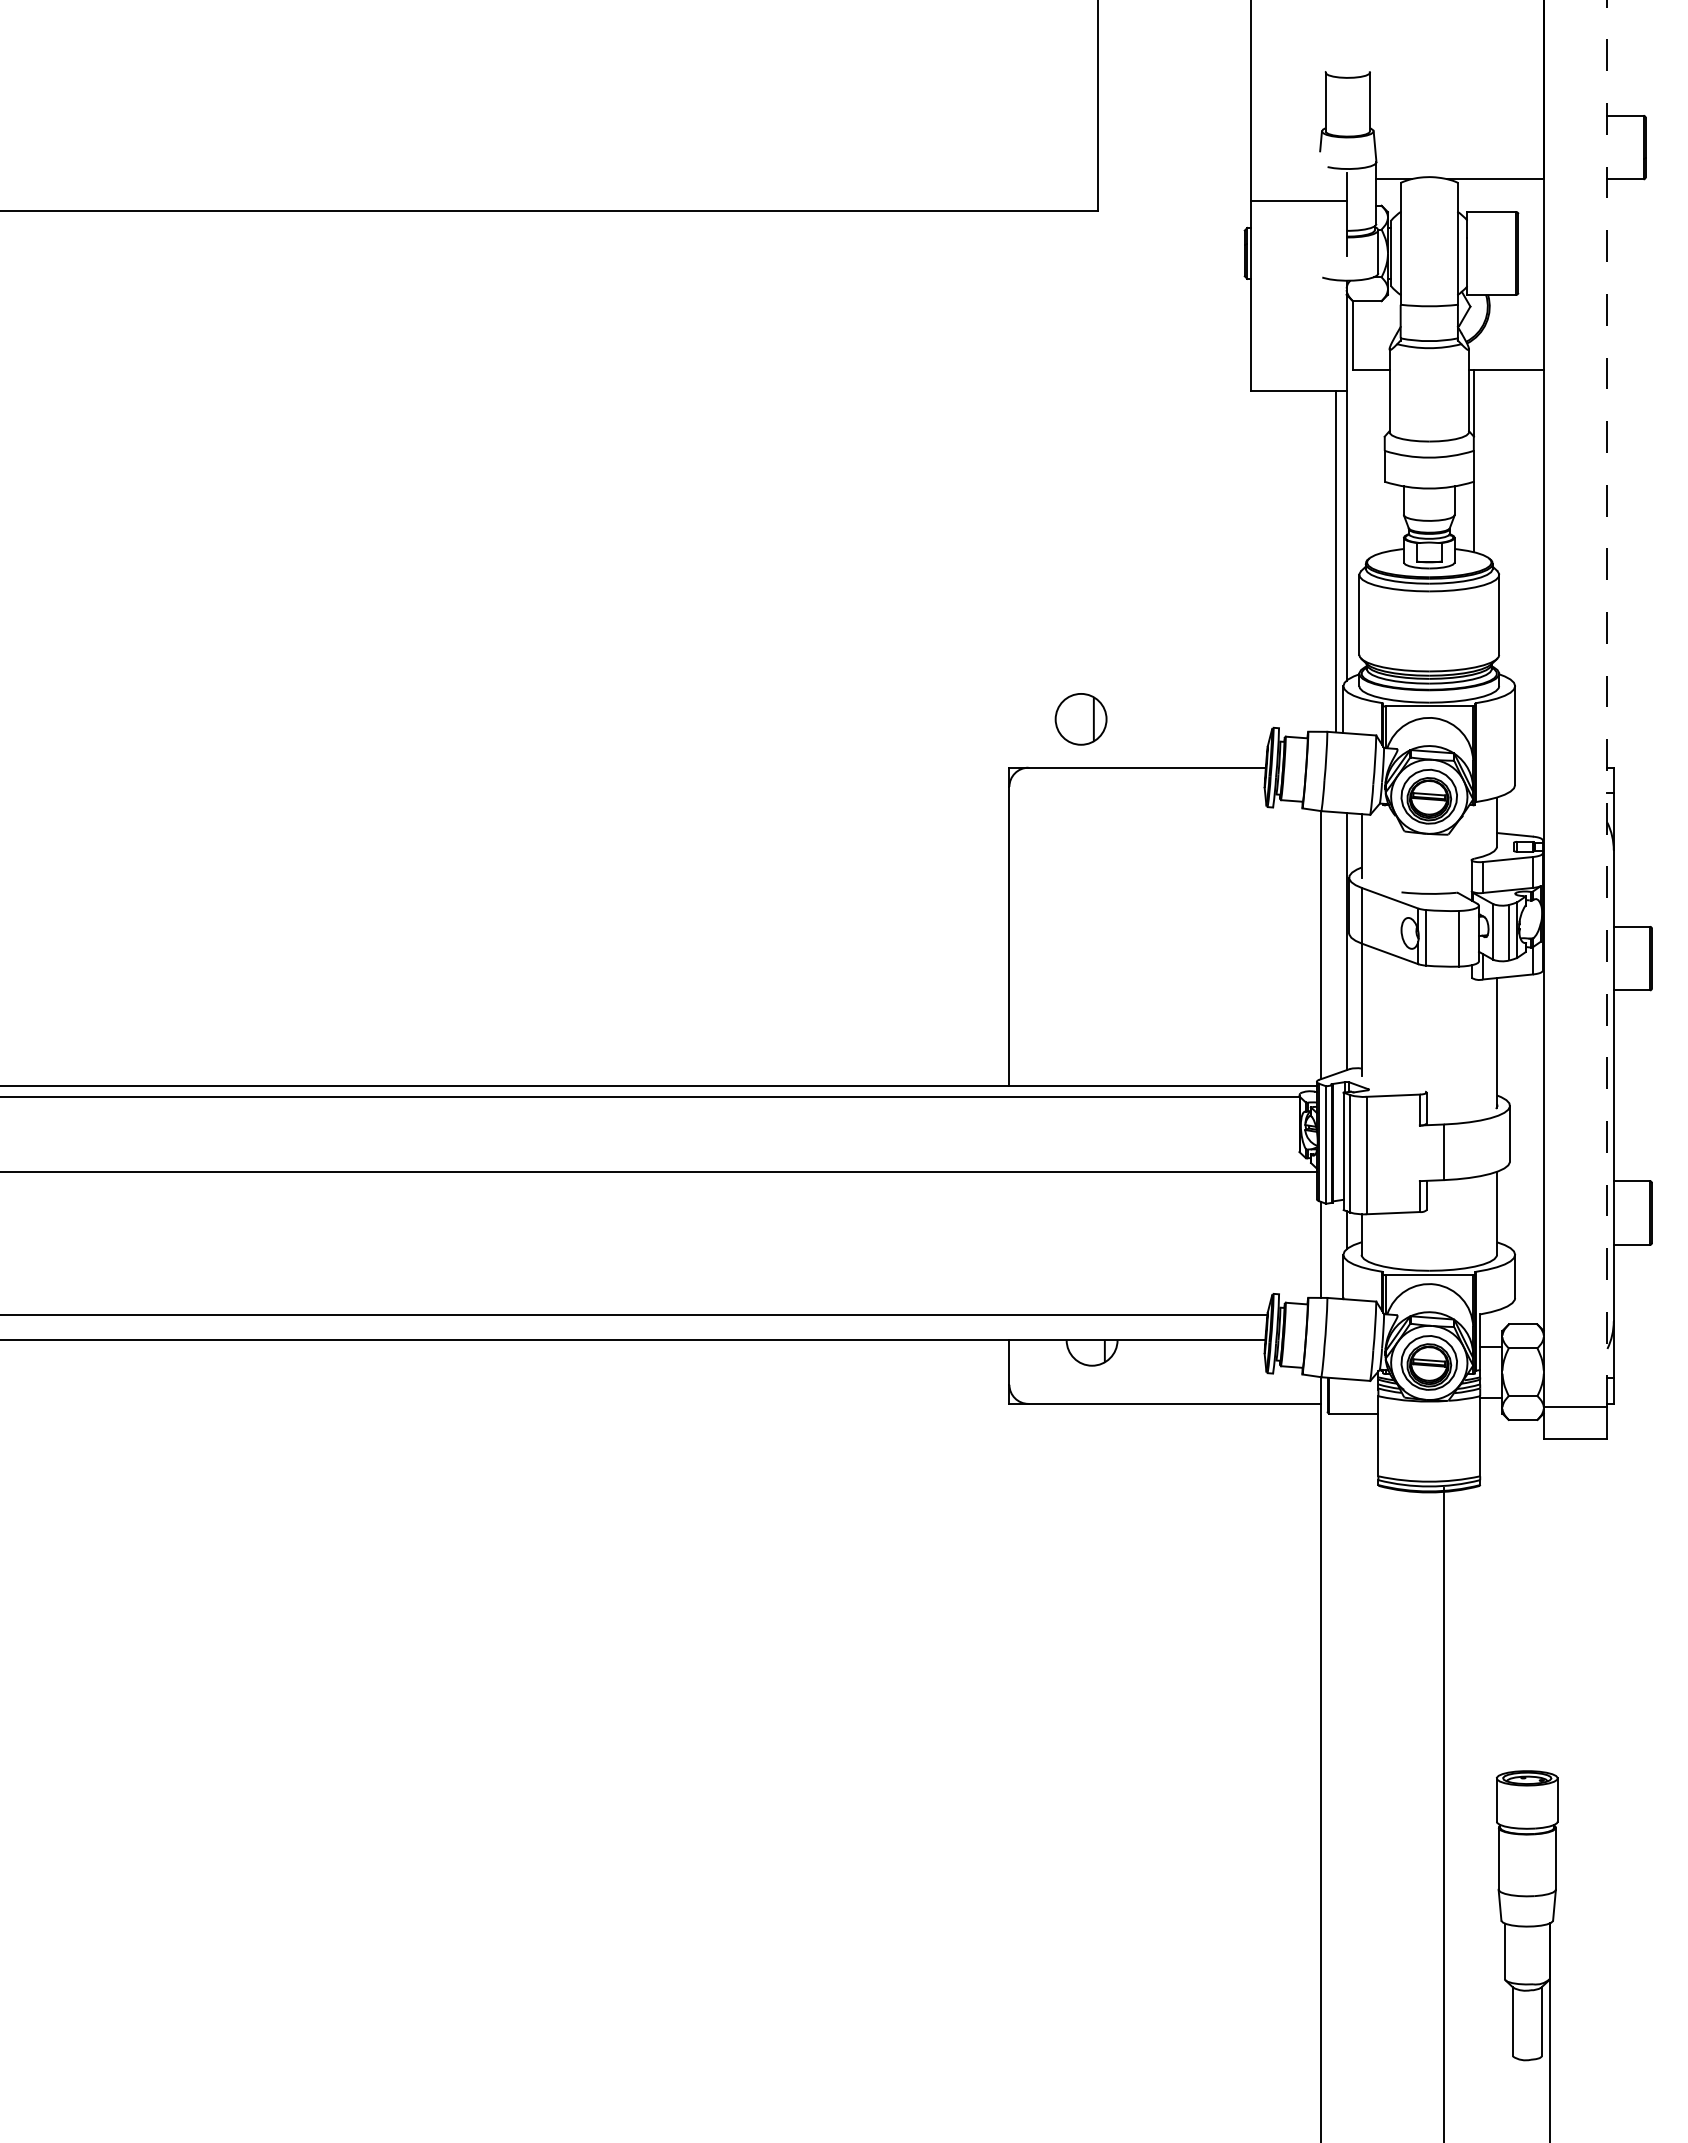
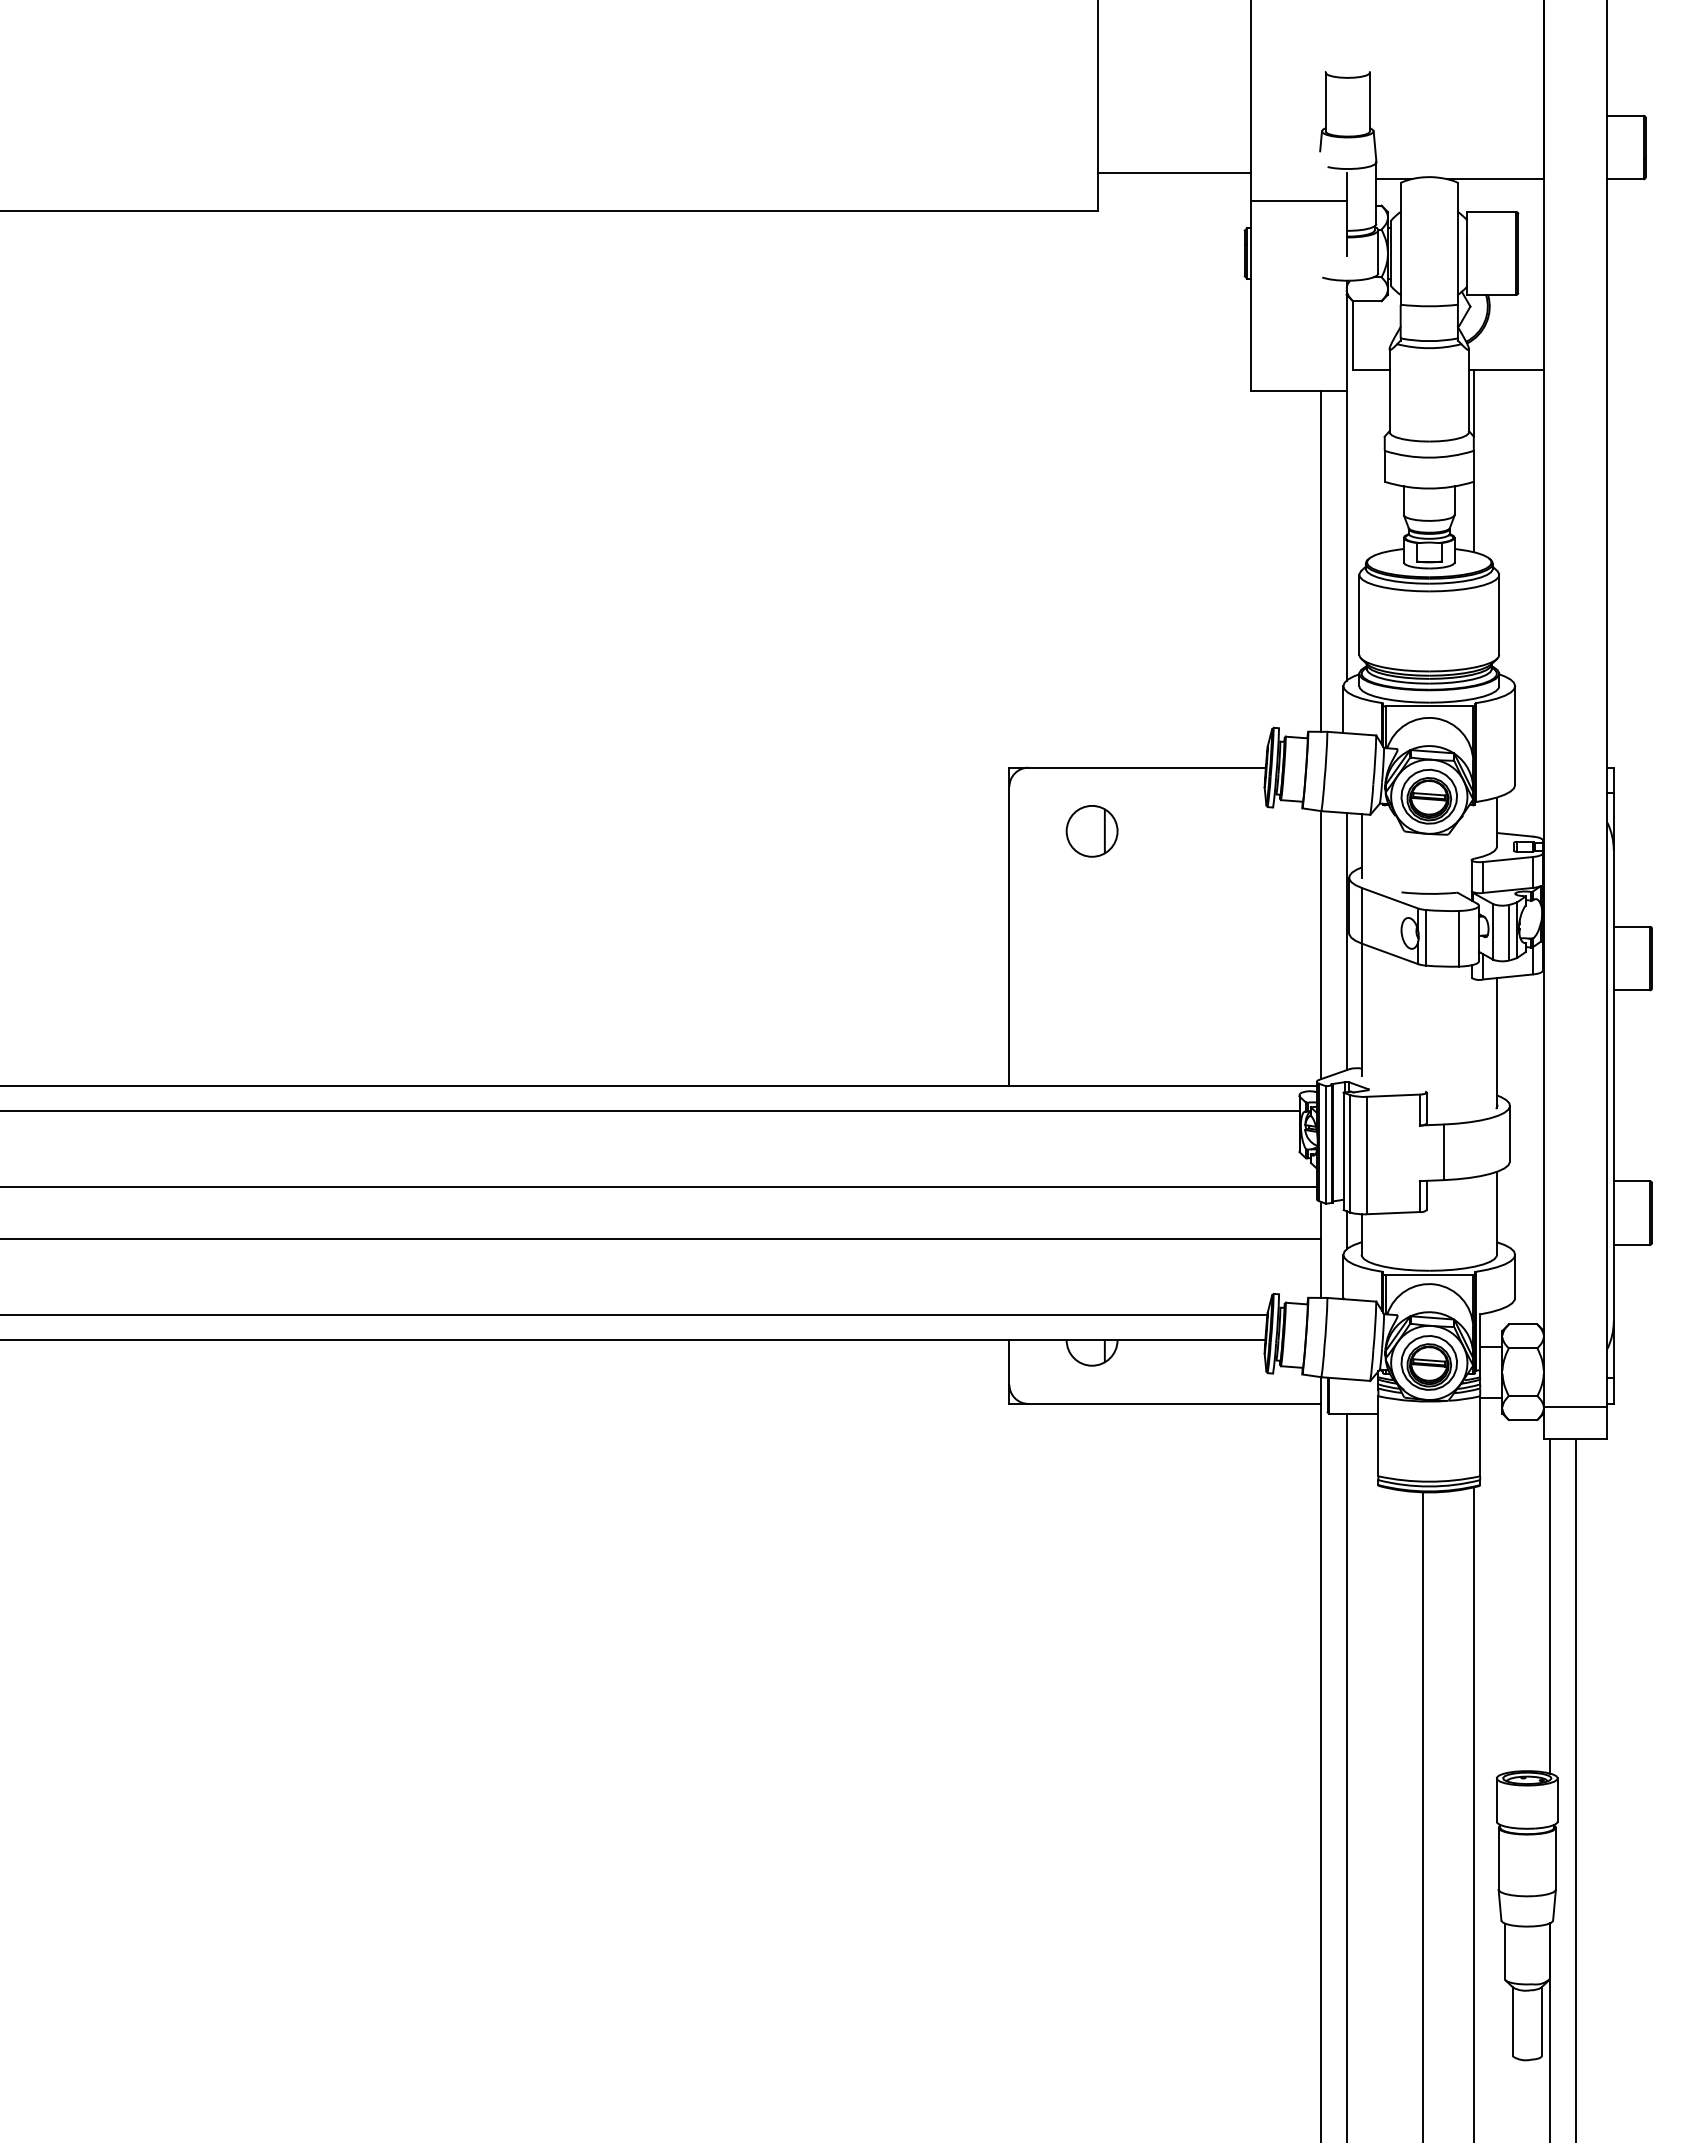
line: none -> present (1174, 173)
line position: (1336, 560) -> (1321, 560) (1321, 560)
line: dashed -> solid (1607, 703)
part position: (1080, 719) -> (1091, 831) (1091, 831)
line position: (650, 1097) -> (650, 1111) (650, 1111)
line position: (659, 1172) -> (659, 1187) (659, 1187)
line: none -> present (661, 1238)
line: none -> present (1550, 1606)
line: none -> present (1346, 1776)
line: none -> present (1575, 1789)
line position: (1443, 1813) -> (1473, 1813) (1473, 1813)
line: none -> present (1422, 1815)
